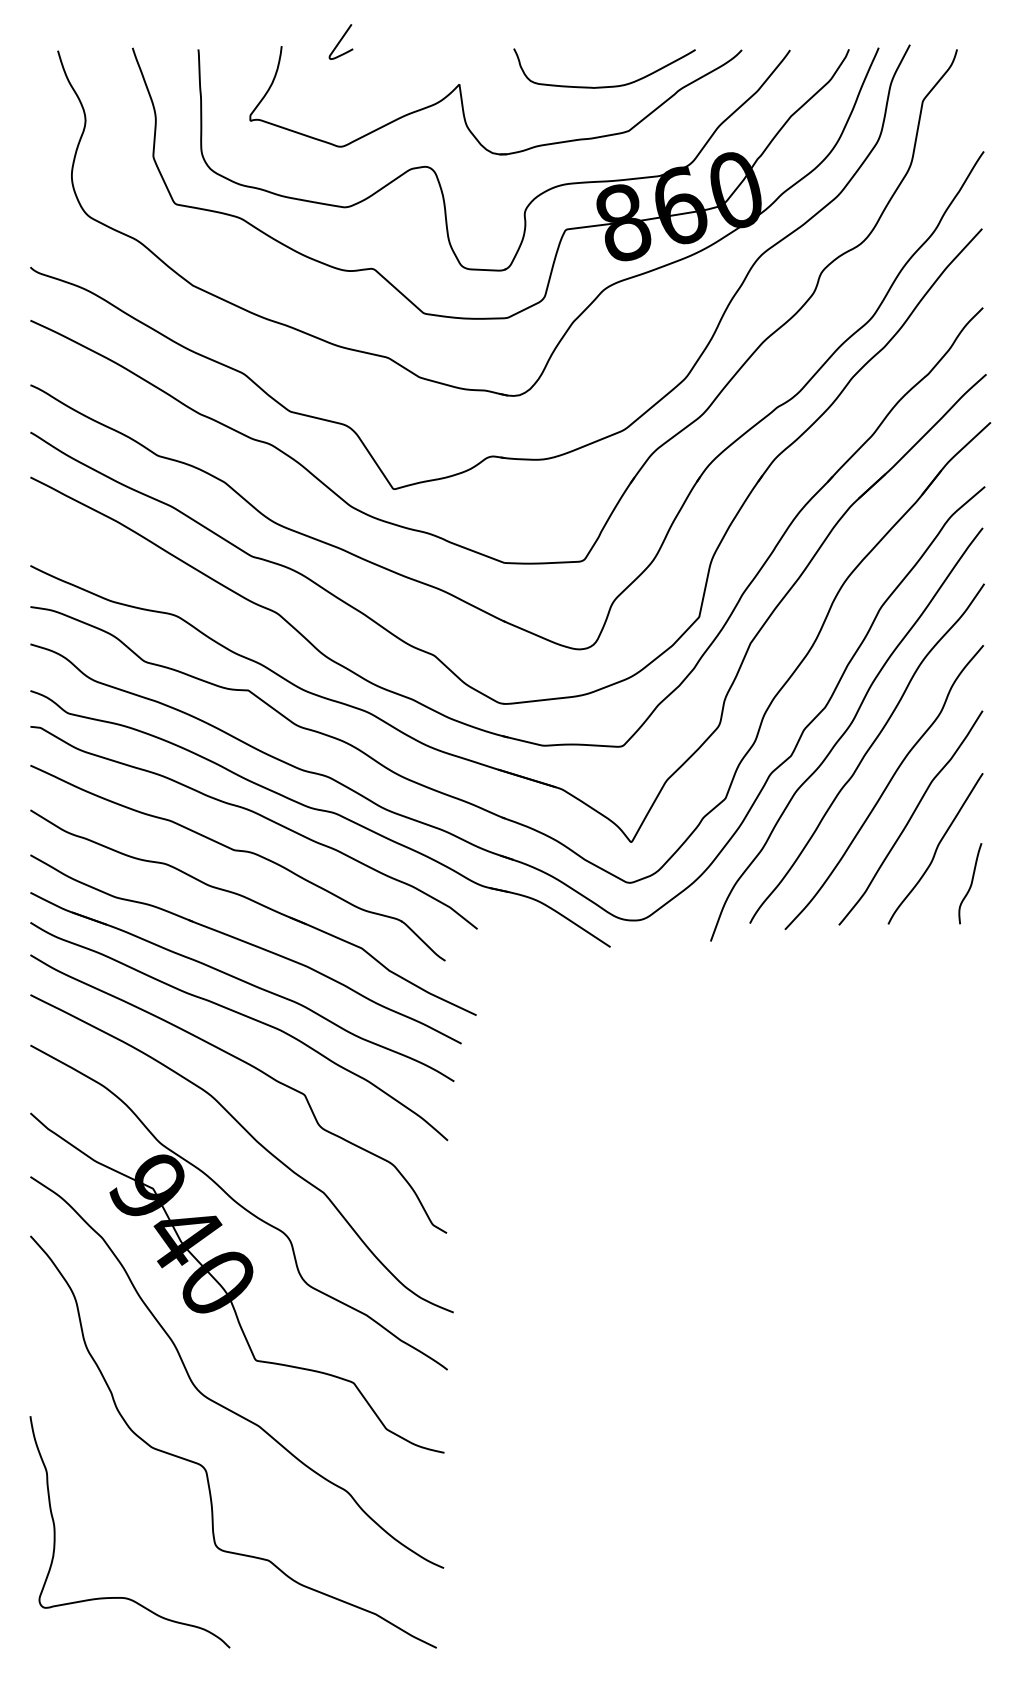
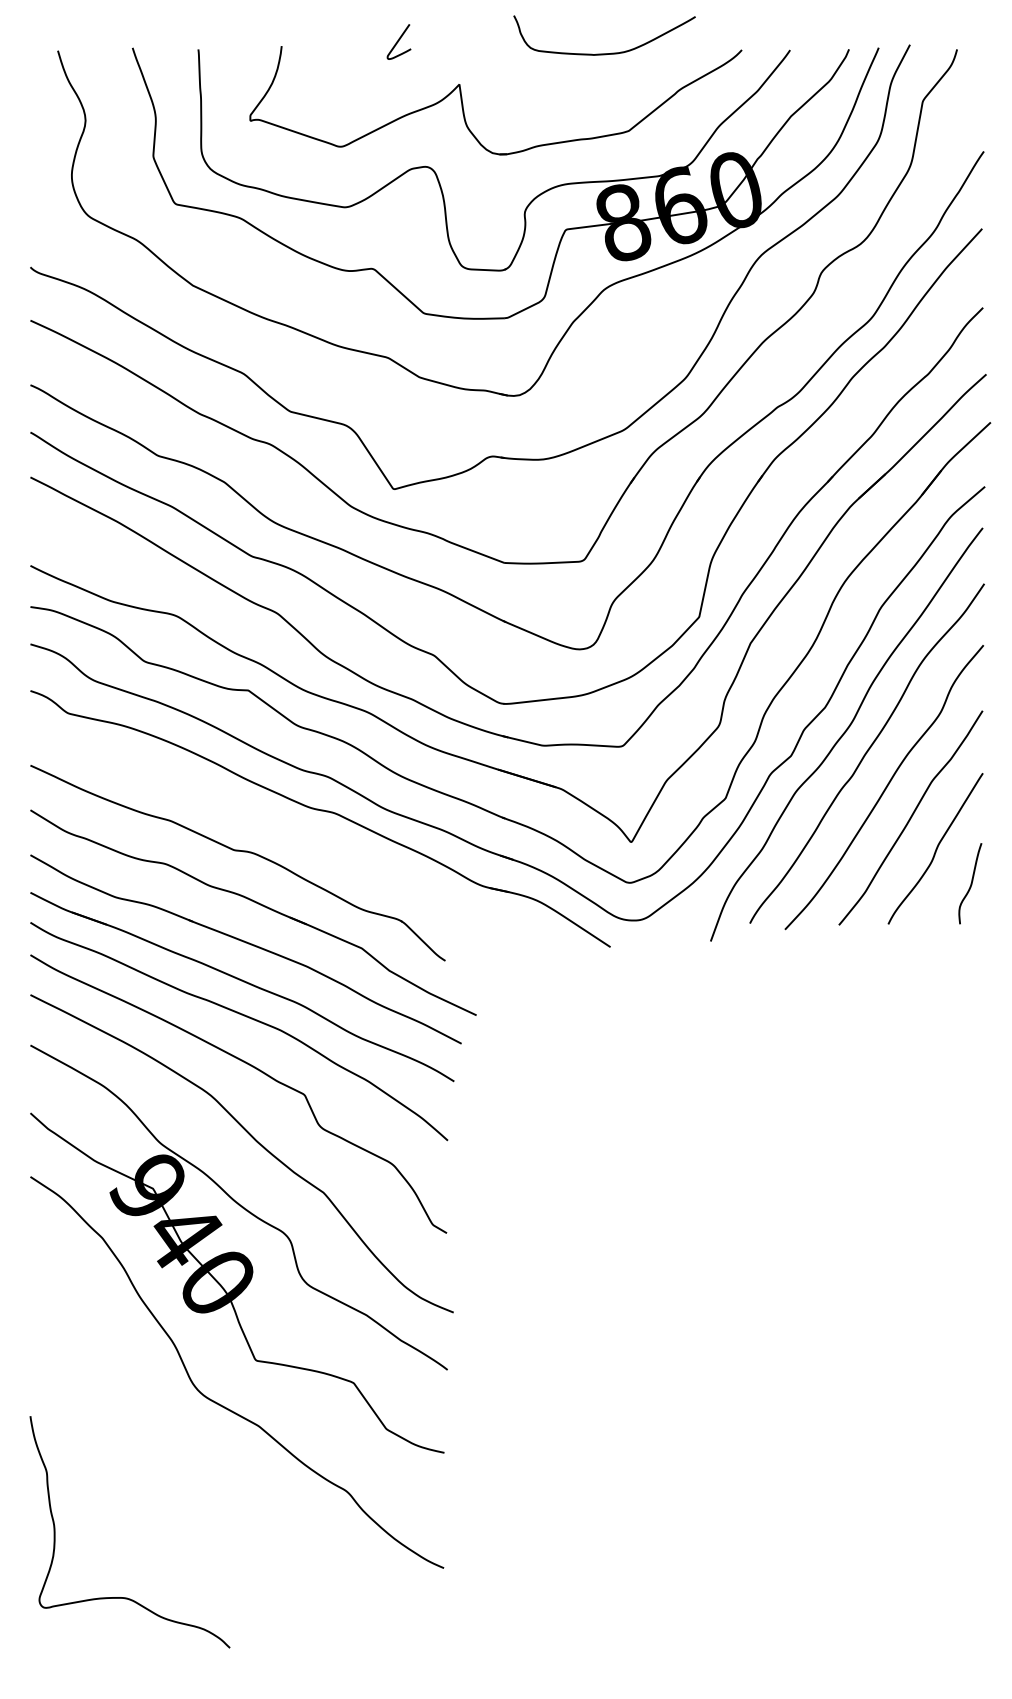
curve position: (340, 41) -> (398, 41) (398, 41)
curve position: (604, 86) -> (604, 53) (604, 53)
curve: present -> none (258, 815)
curve: present -> none (205, 1468)
